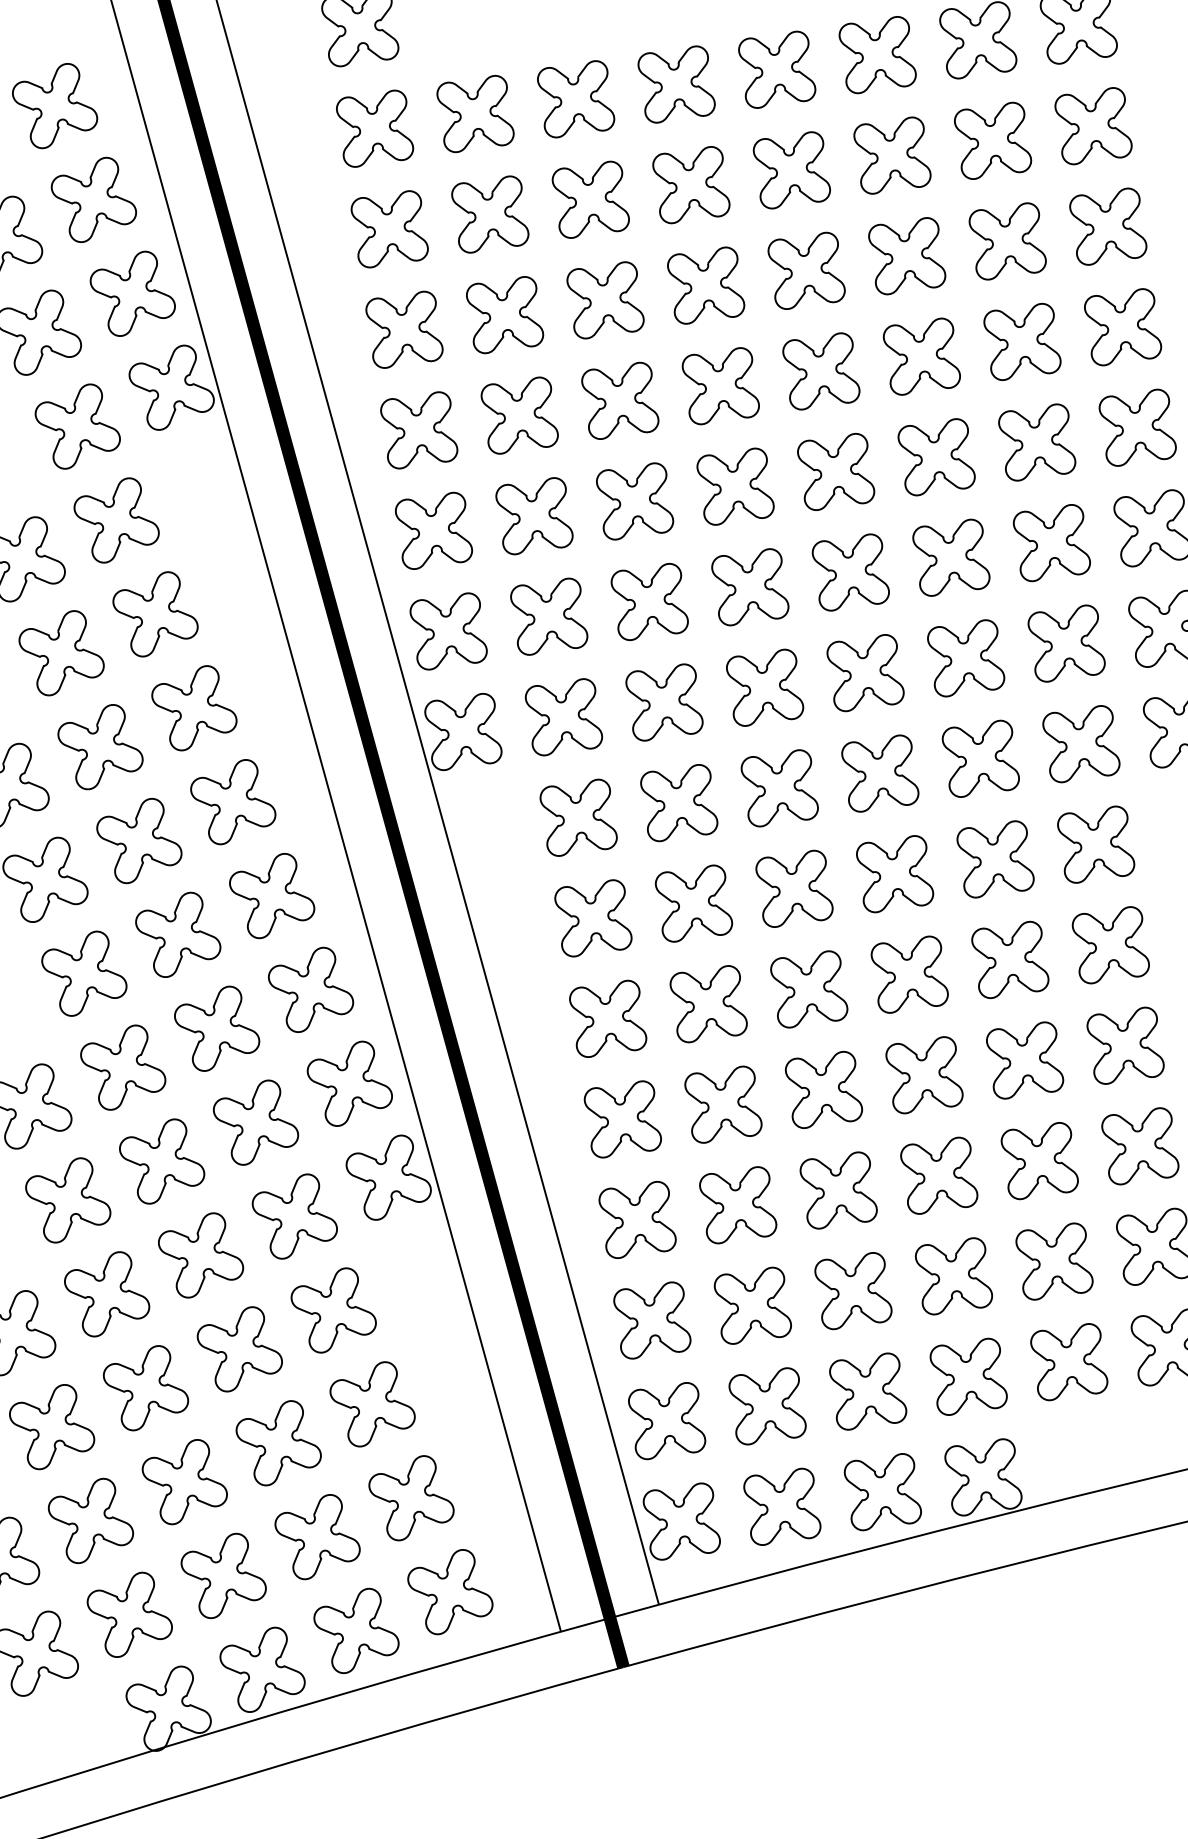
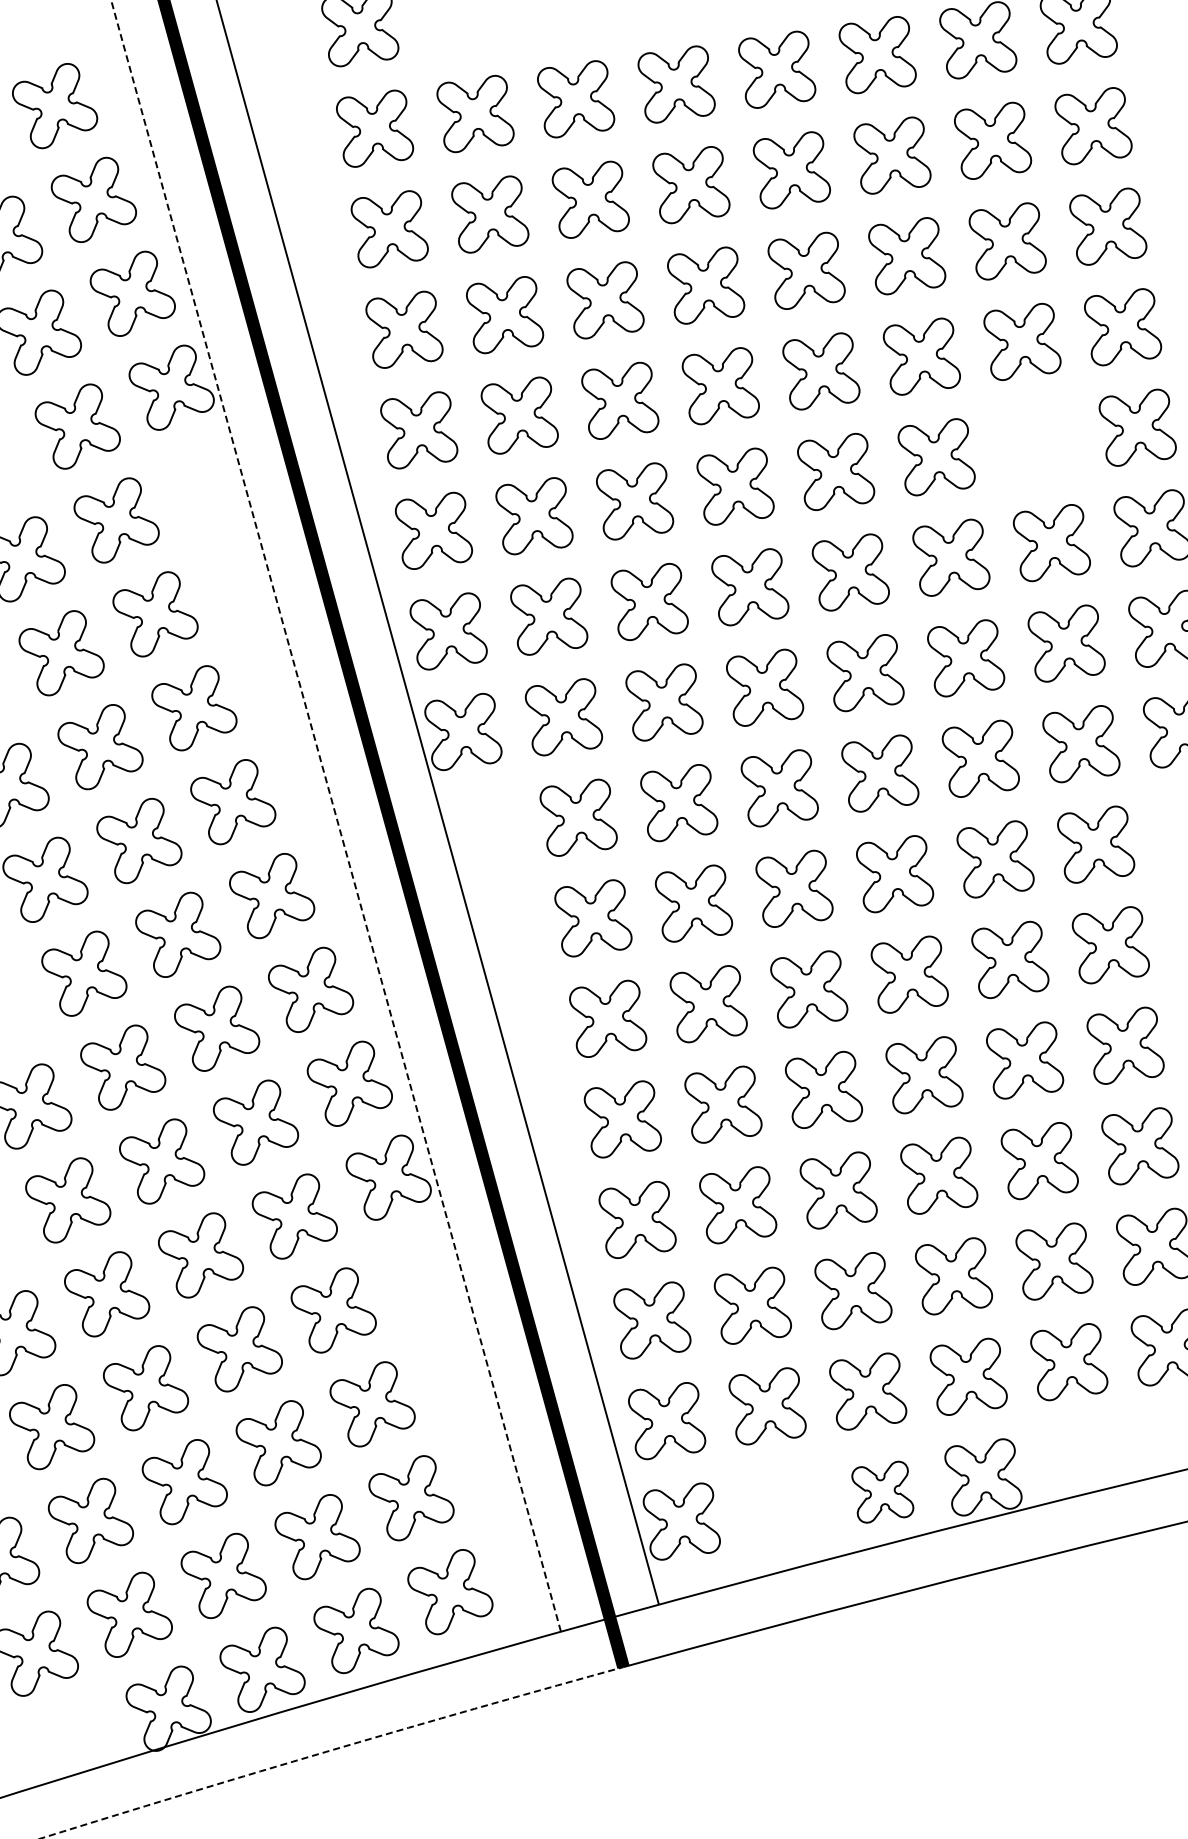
part: present -> none (1037, 442)
line: solid -> dashed (336, 816)
part size: 79x79 px -> 64x64 px (882, 1491)
part: present -> none (782, 1506)
line: solid -> dashed (331, 1750)
